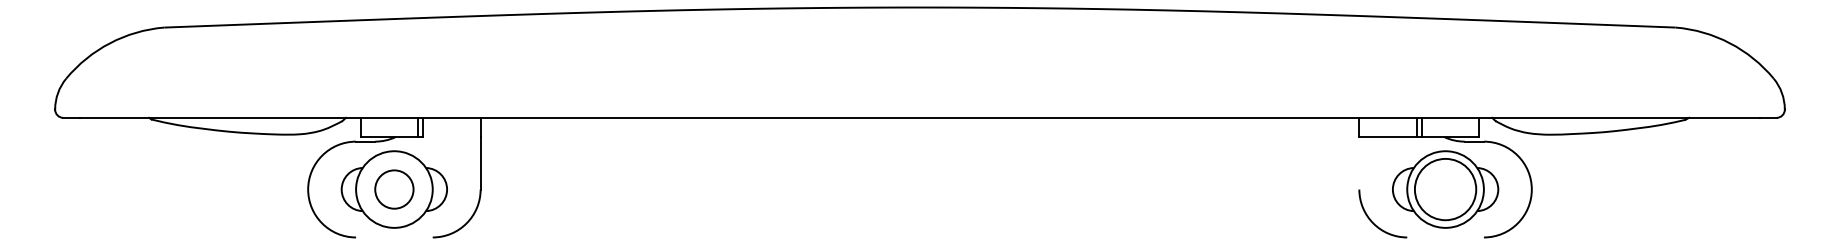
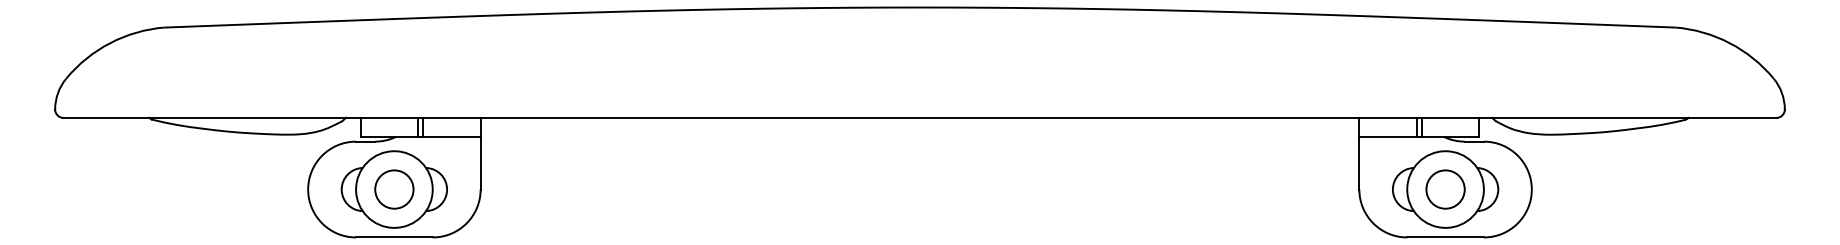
line: none -> present (451, 137)
line: none -> present (1359, 163)
circle diameter: 61 px -> 38 px (1445, 189)
line: none -> present (394, 237)
line: none -> present (1445, 237)
